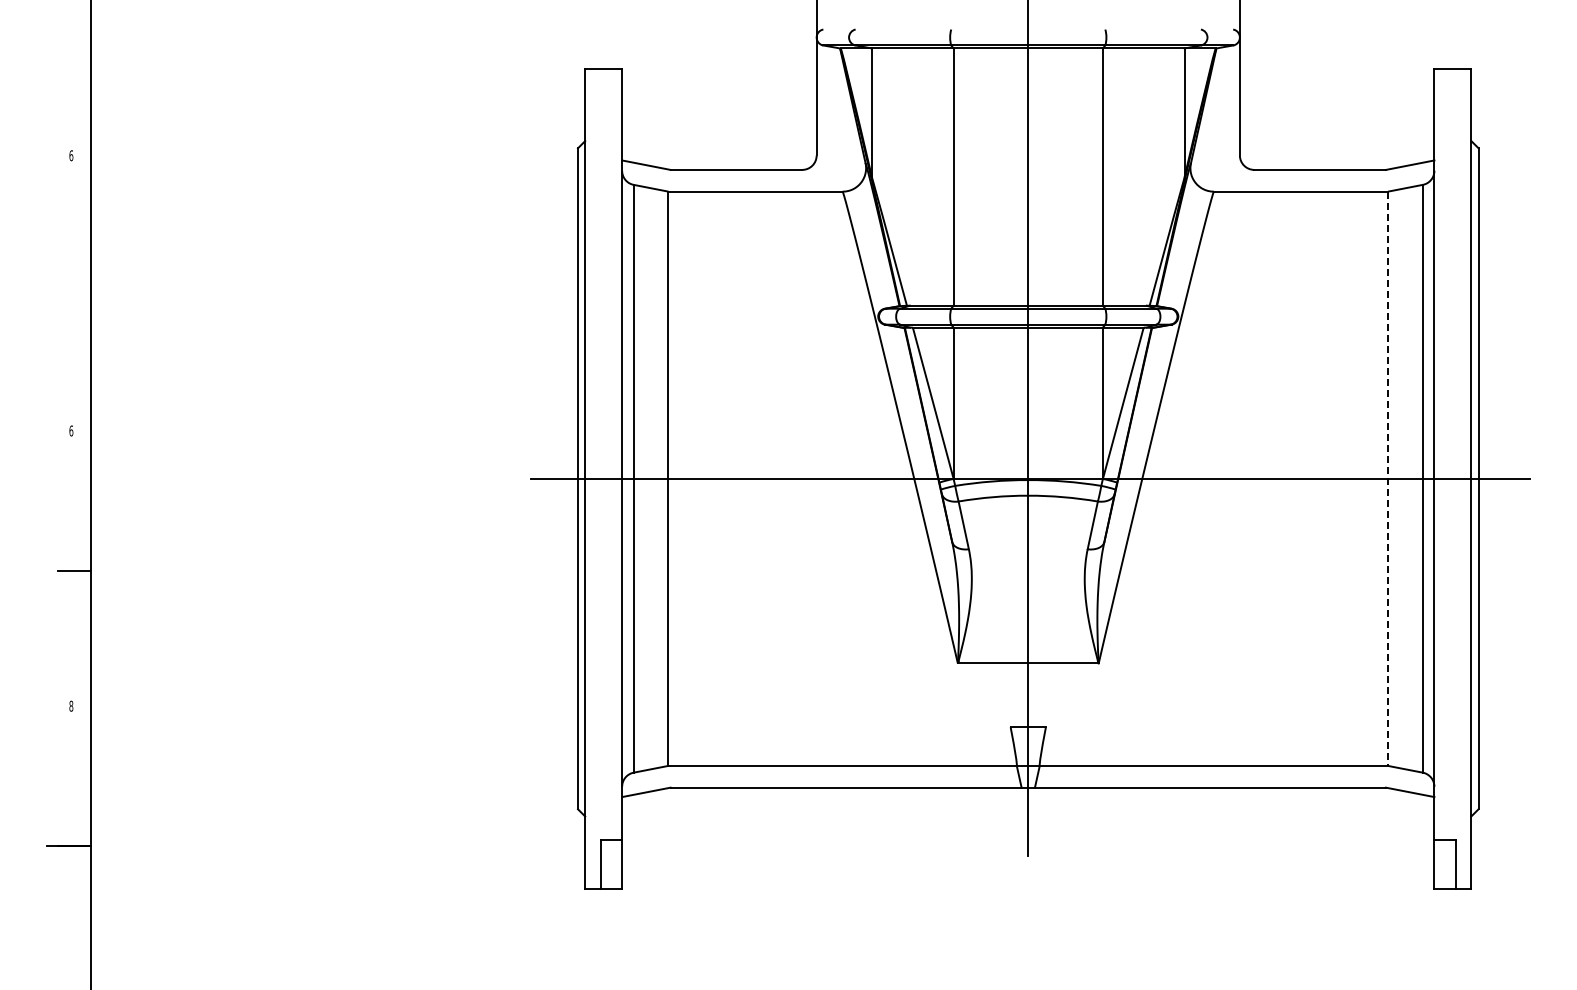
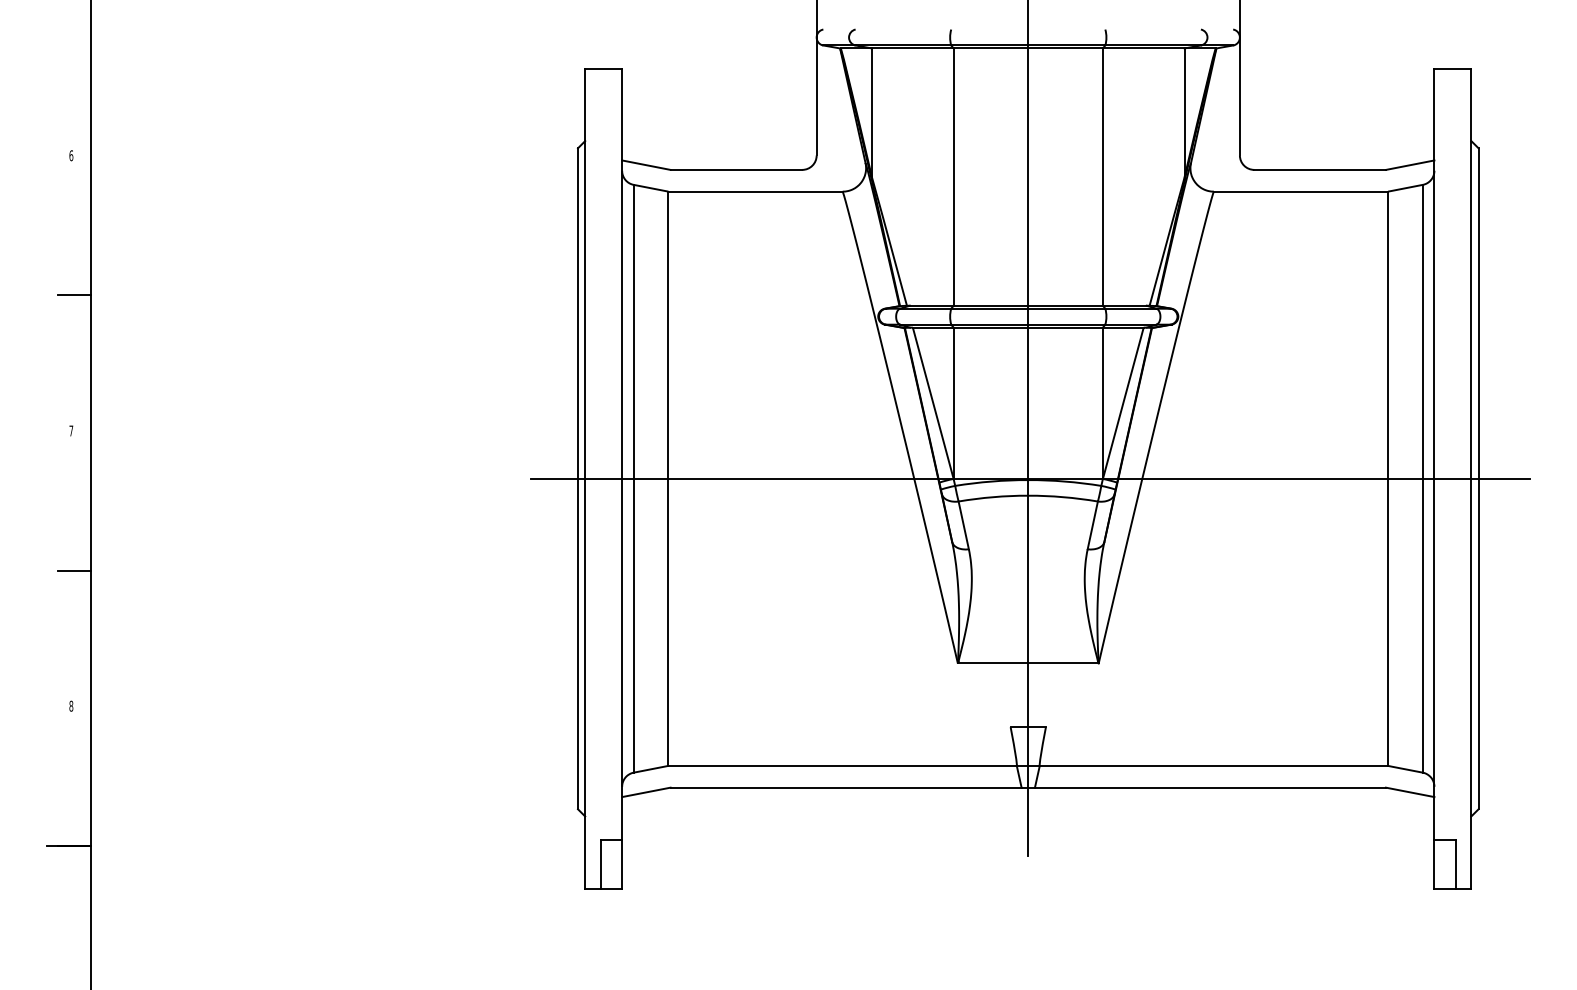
line: none -> present (74, 295)
text: 6 -> 7 (71, 430)
line: dashed -> solid (1388, 479)
